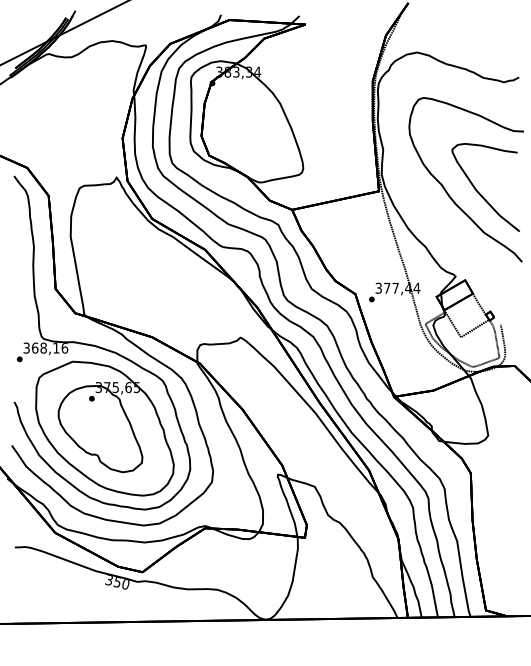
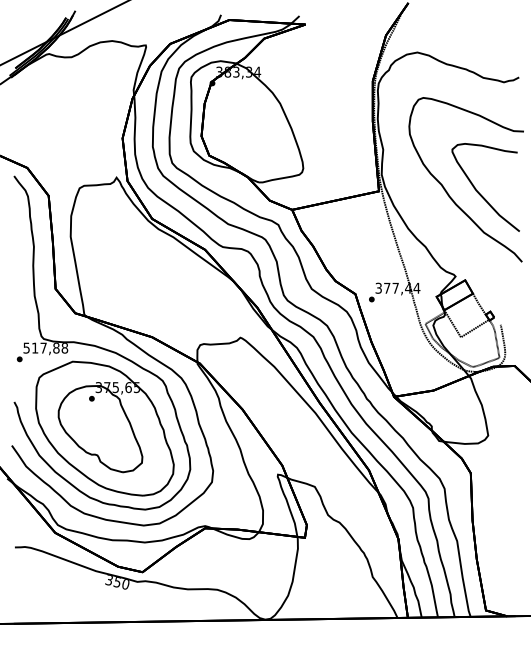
text: 368,16 -> 517,88 (45, 347)
